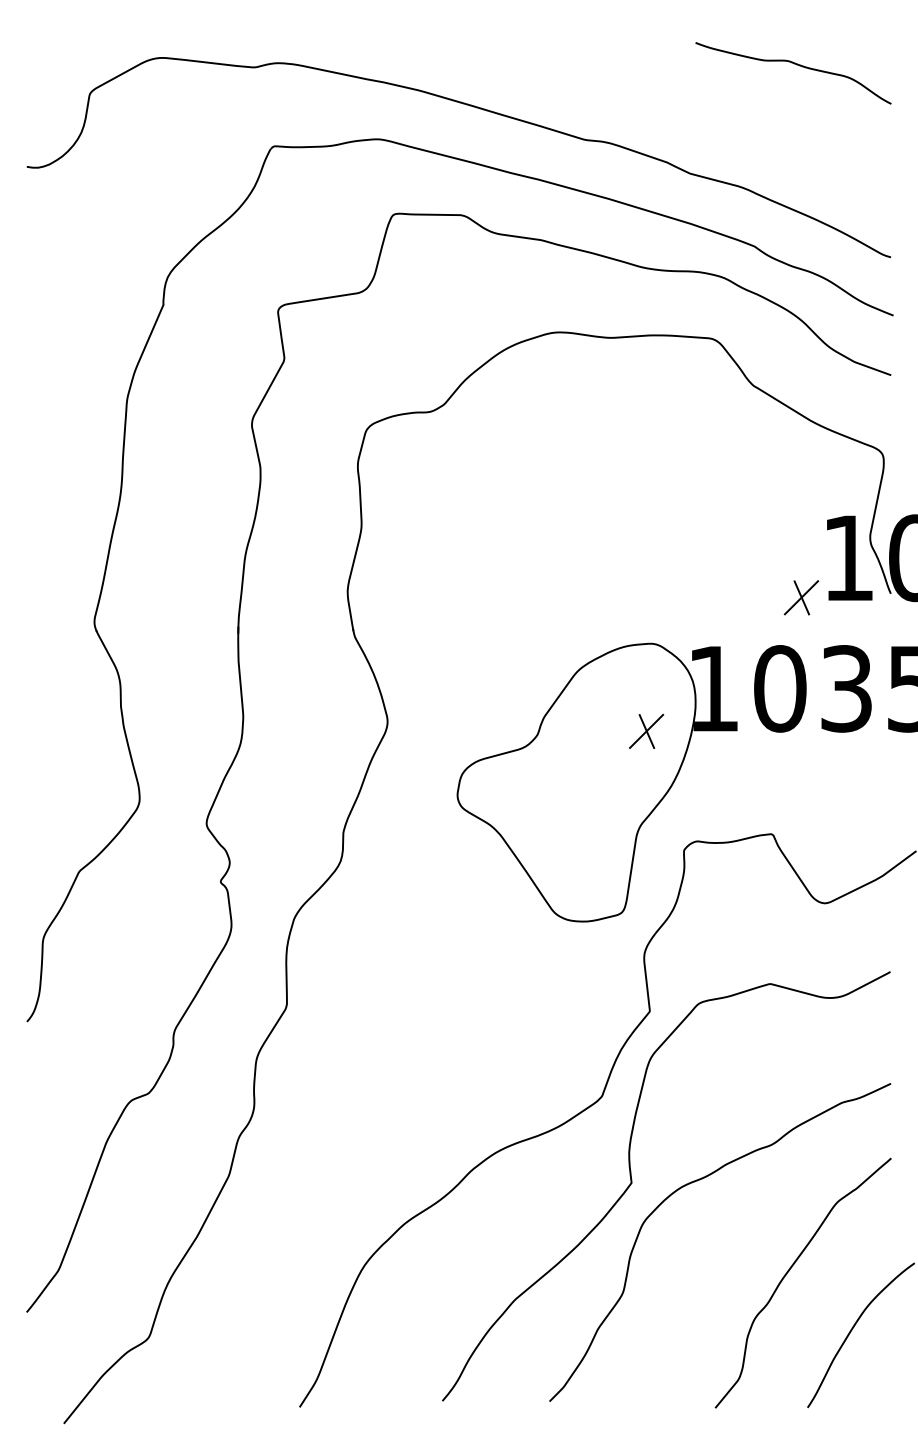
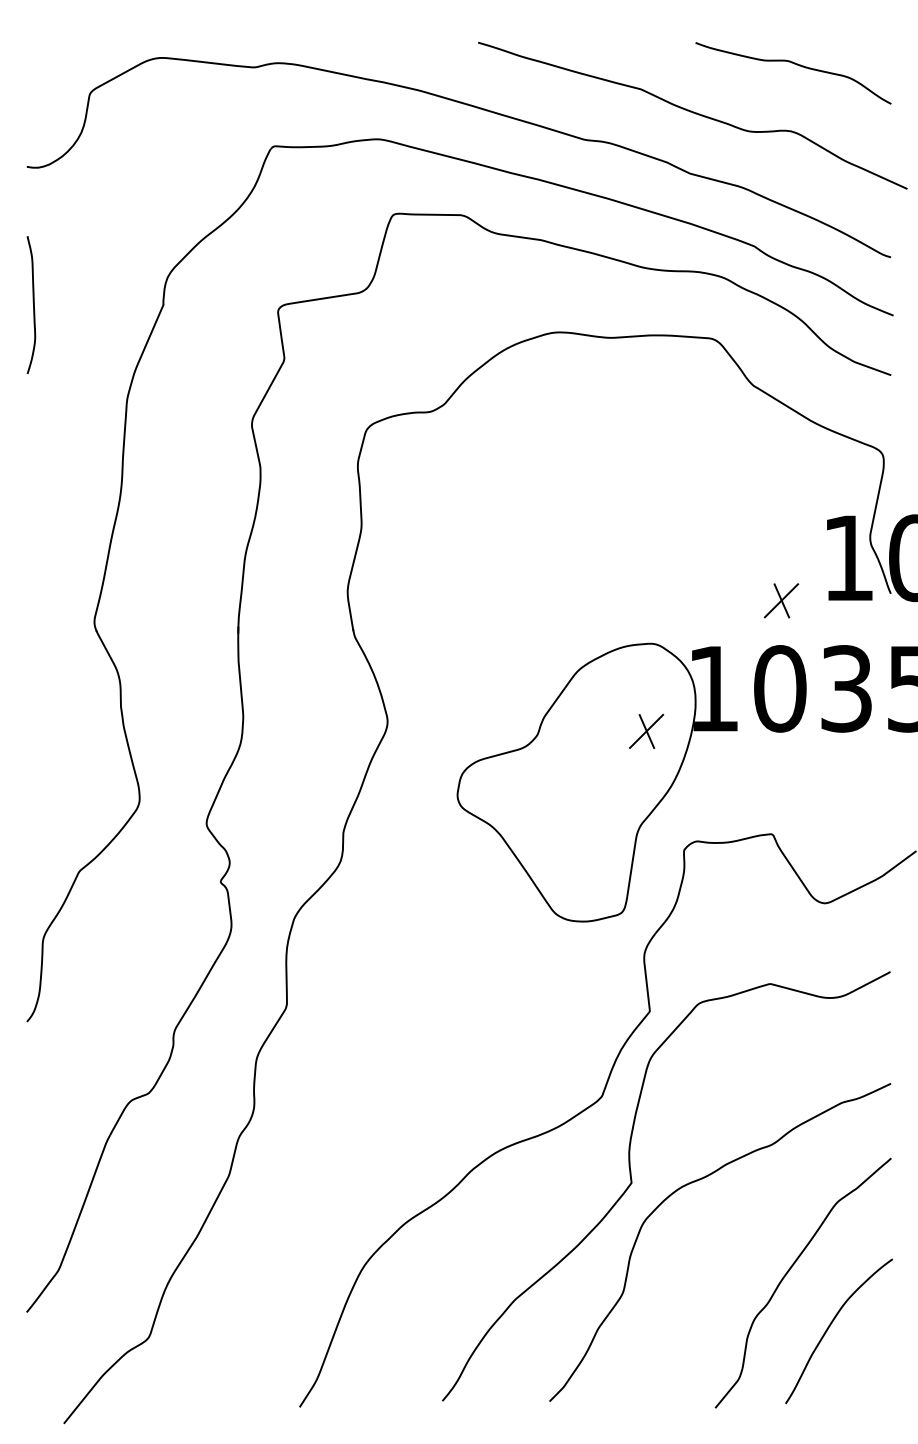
curve: none -> present (692, 113)
curve: none -> present (33, 304)
part position: (801, 597) -> (781, 600) (781, 600)
curve position: (852, 1330) -> (830, 1326) (830, 1326)
